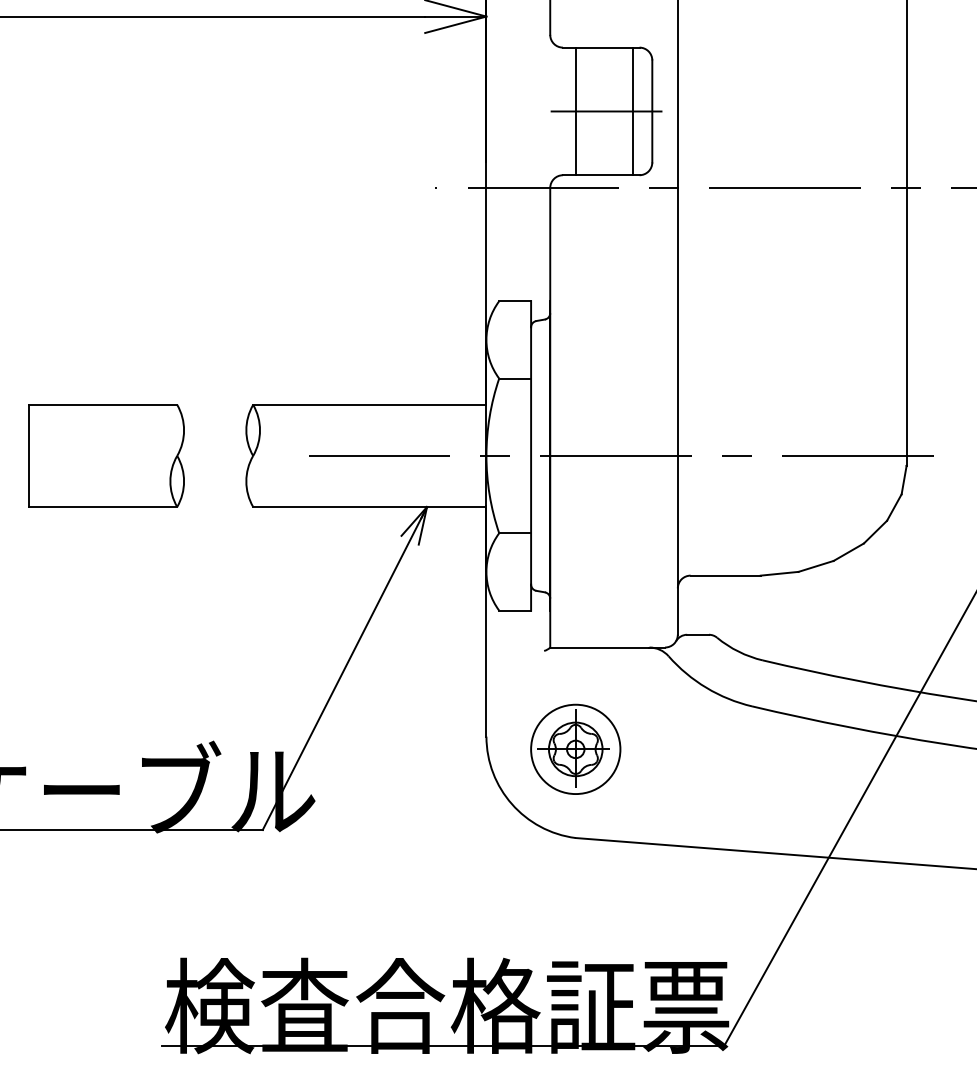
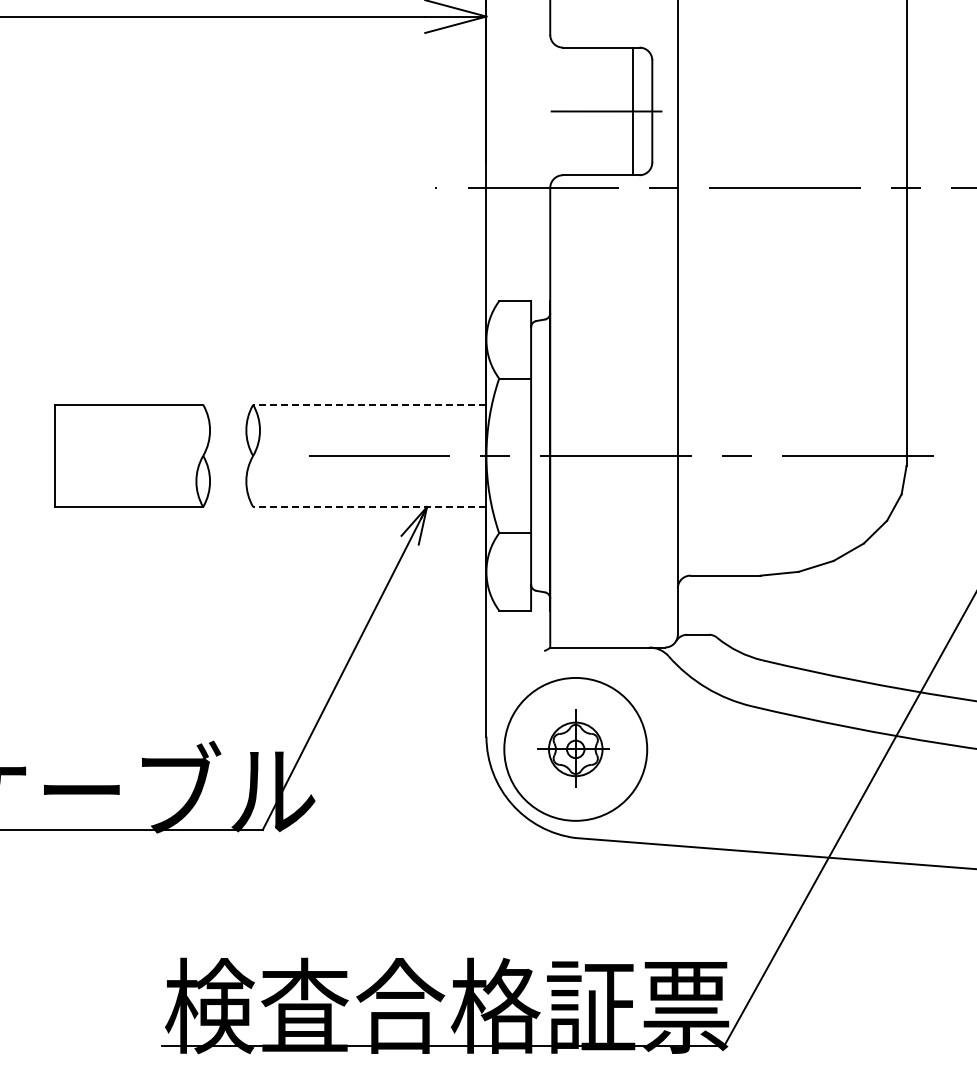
line: present -> none (575, 111)
line: solid -> dashed (369, 404)
part position: (106, 455) -> (132, 455) (132, 455)
line: solid -> dashed (369, 506)
circle diameter: 89 px -> 143 px (575, 748)
